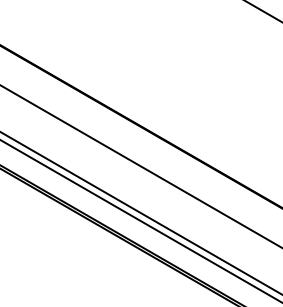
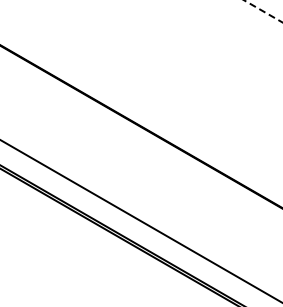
line: solid -> dashed (263, 11)
line: present -> none (140, 166)
line: present -> none (140, 213)
